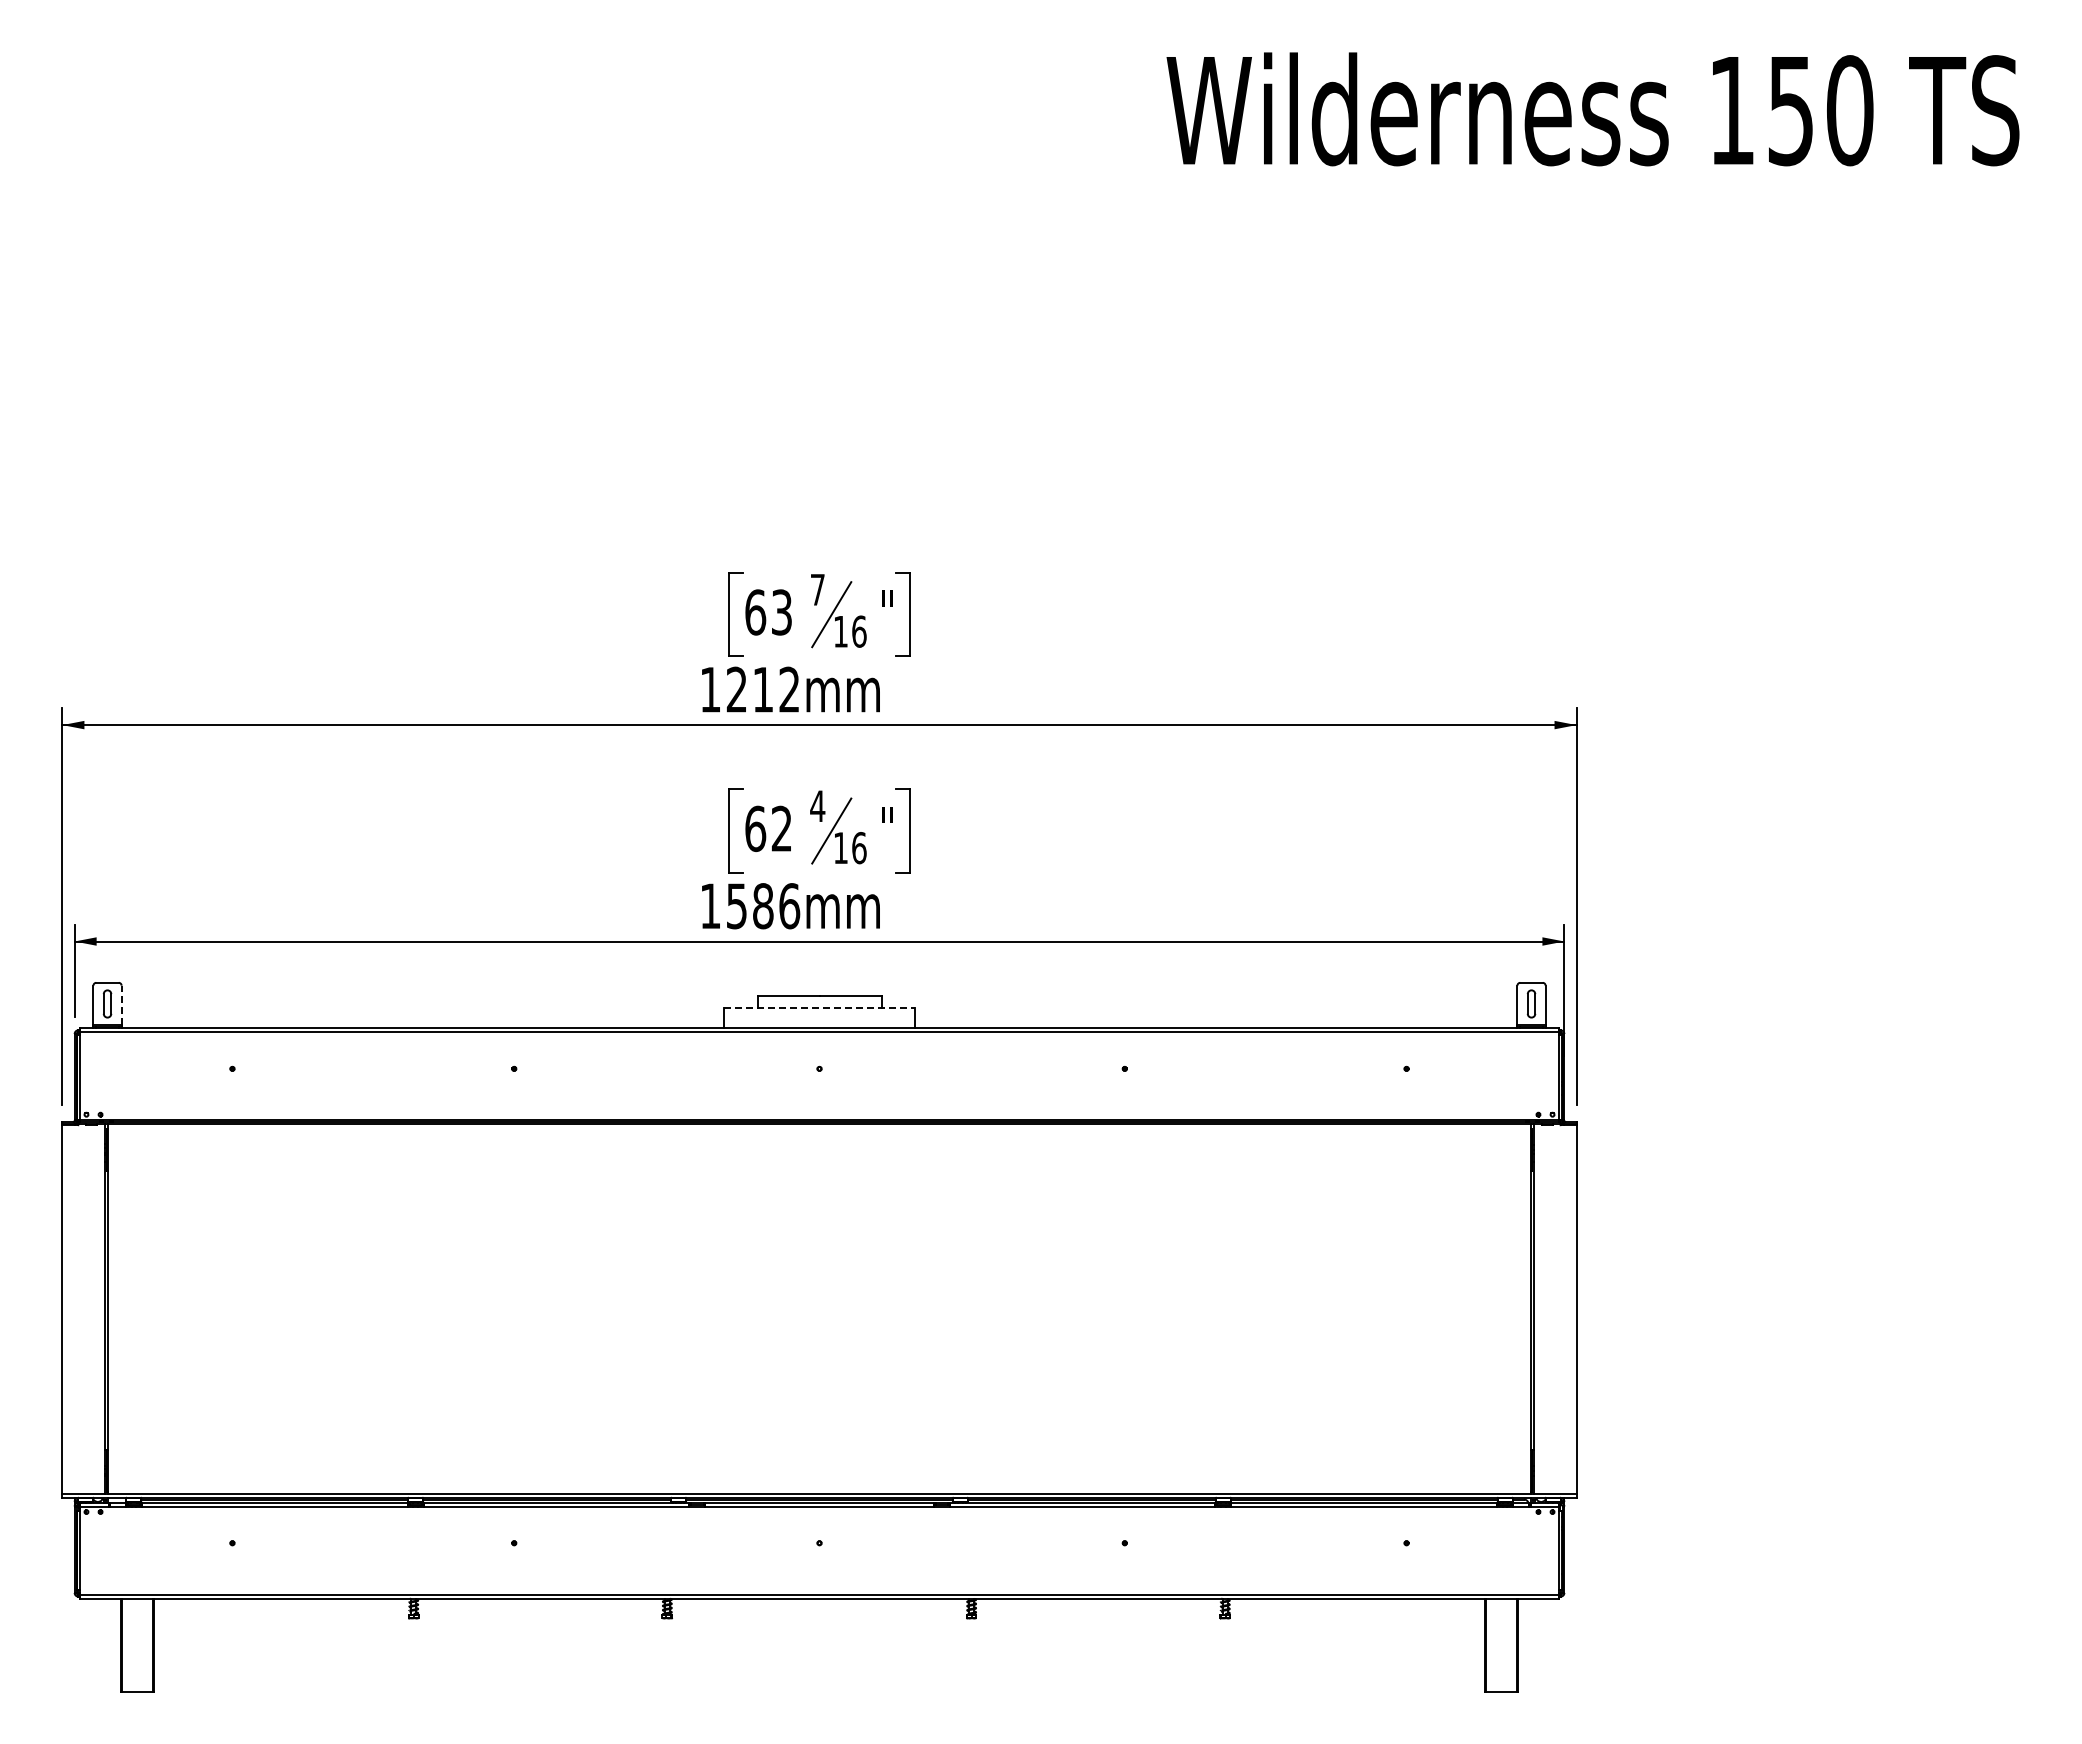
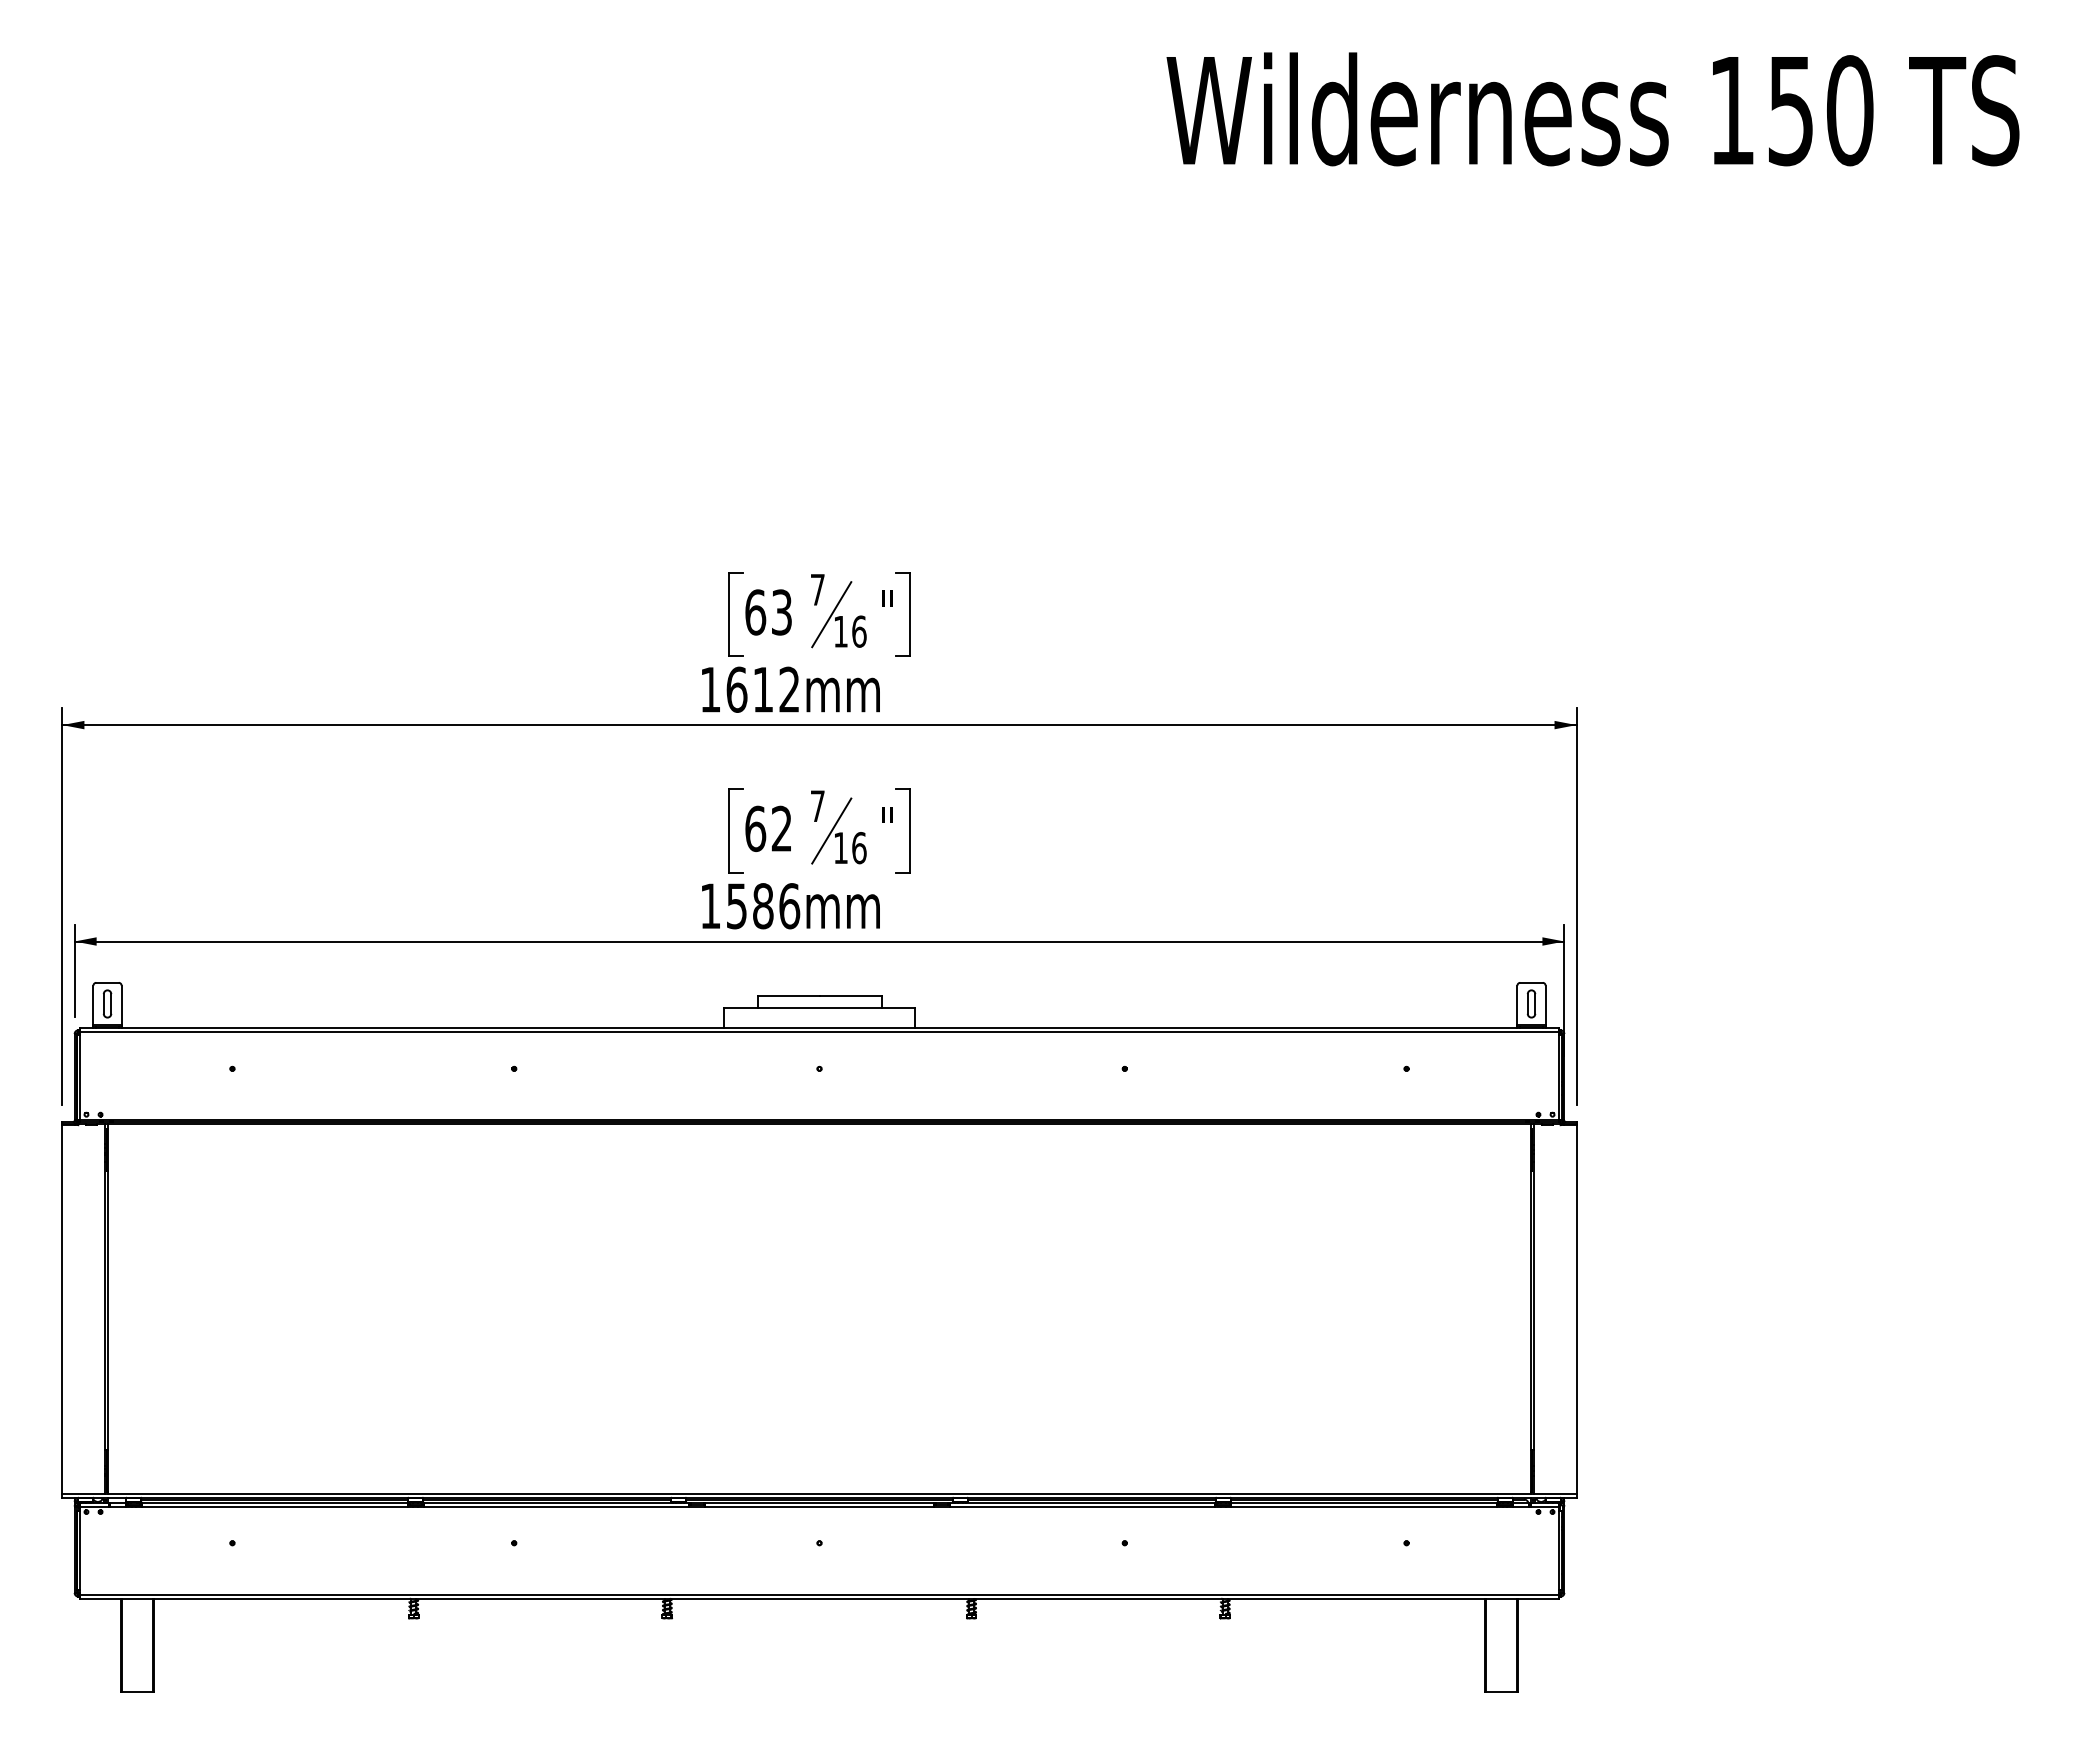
text: 1212mm -> 1612mm (736, 689)
text: 4 -> 7 (817, 805)
line: dashed -> solid (121, 1005)
line: dashed -> solid (819, 1008)
